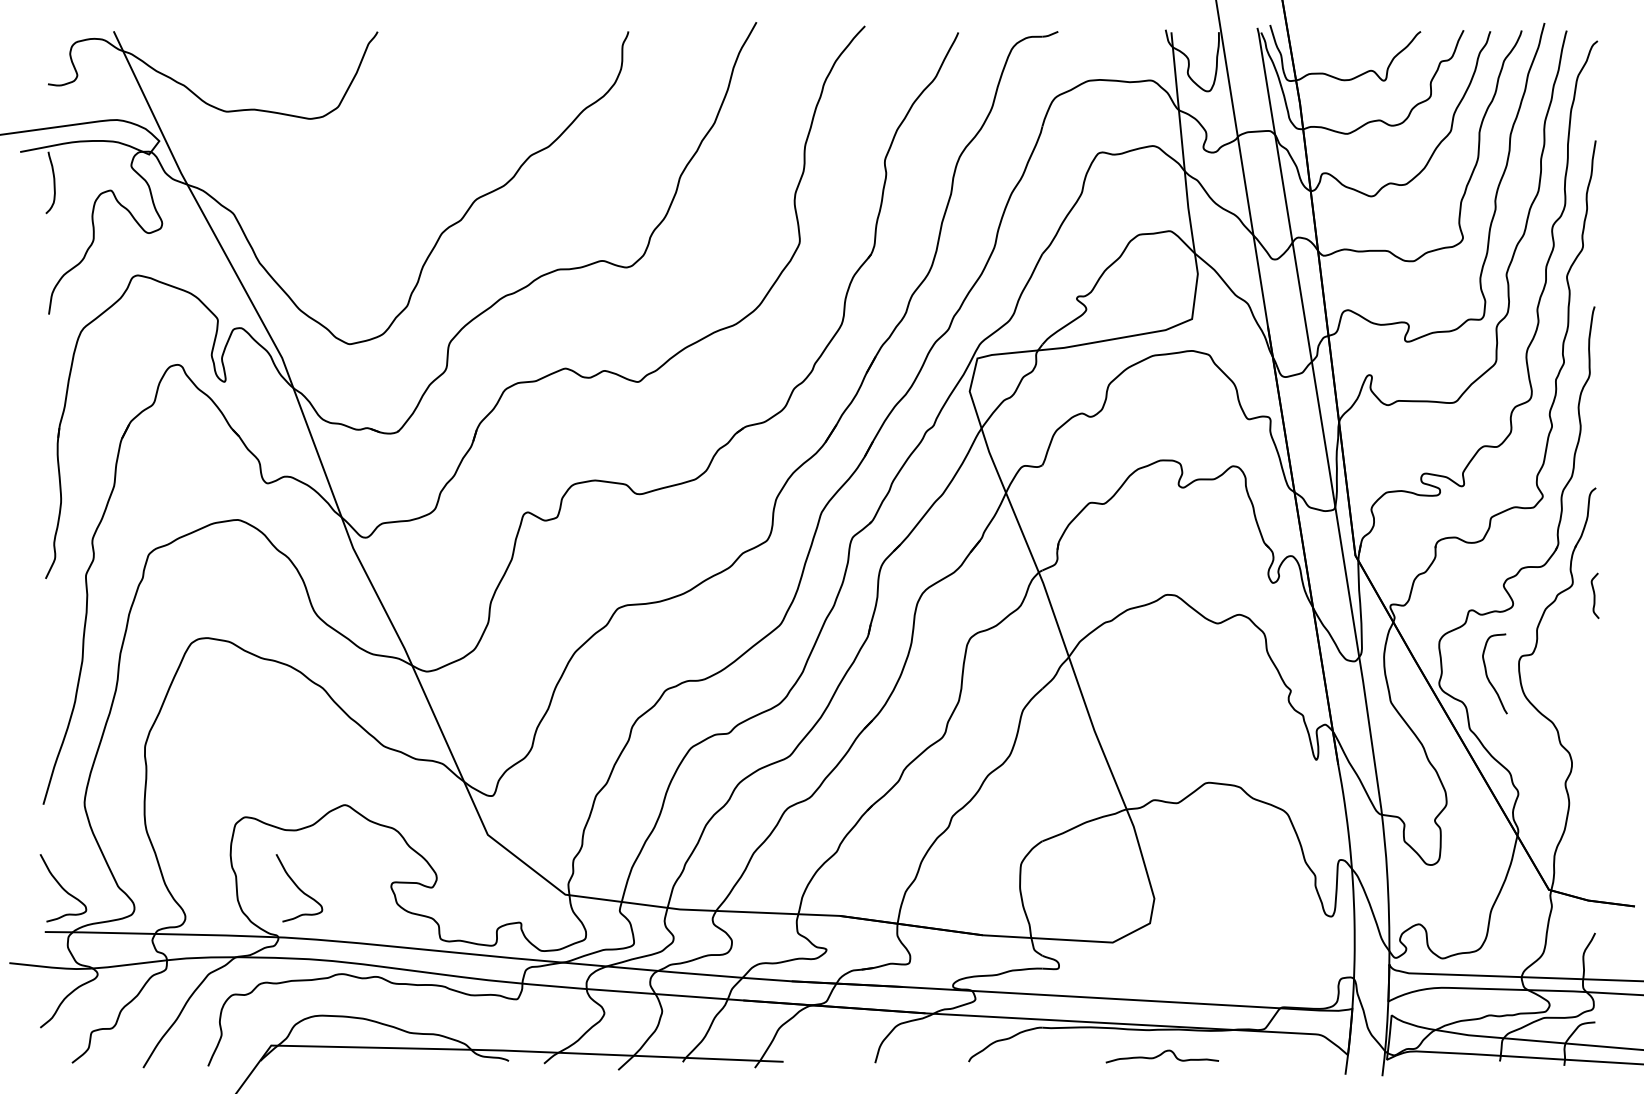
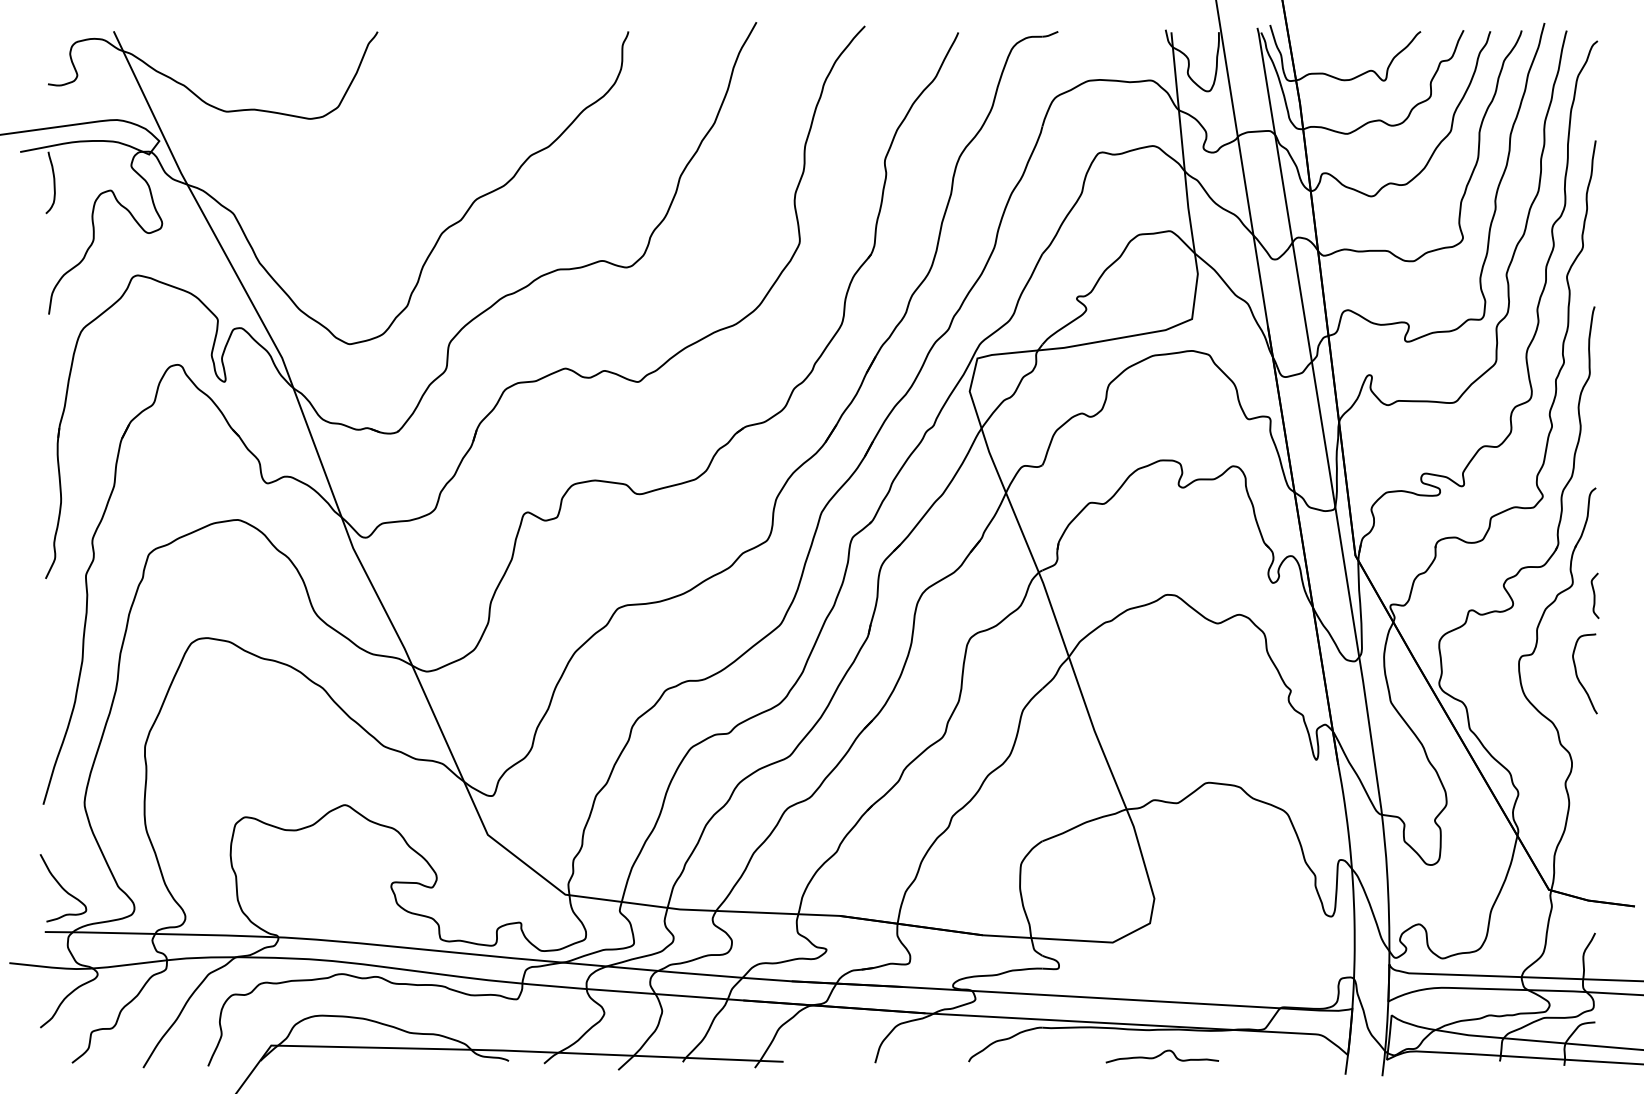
curve position: (1487, 673) -> (1577, 673) (1577, 673)
curve: present -> none (299, 888)
